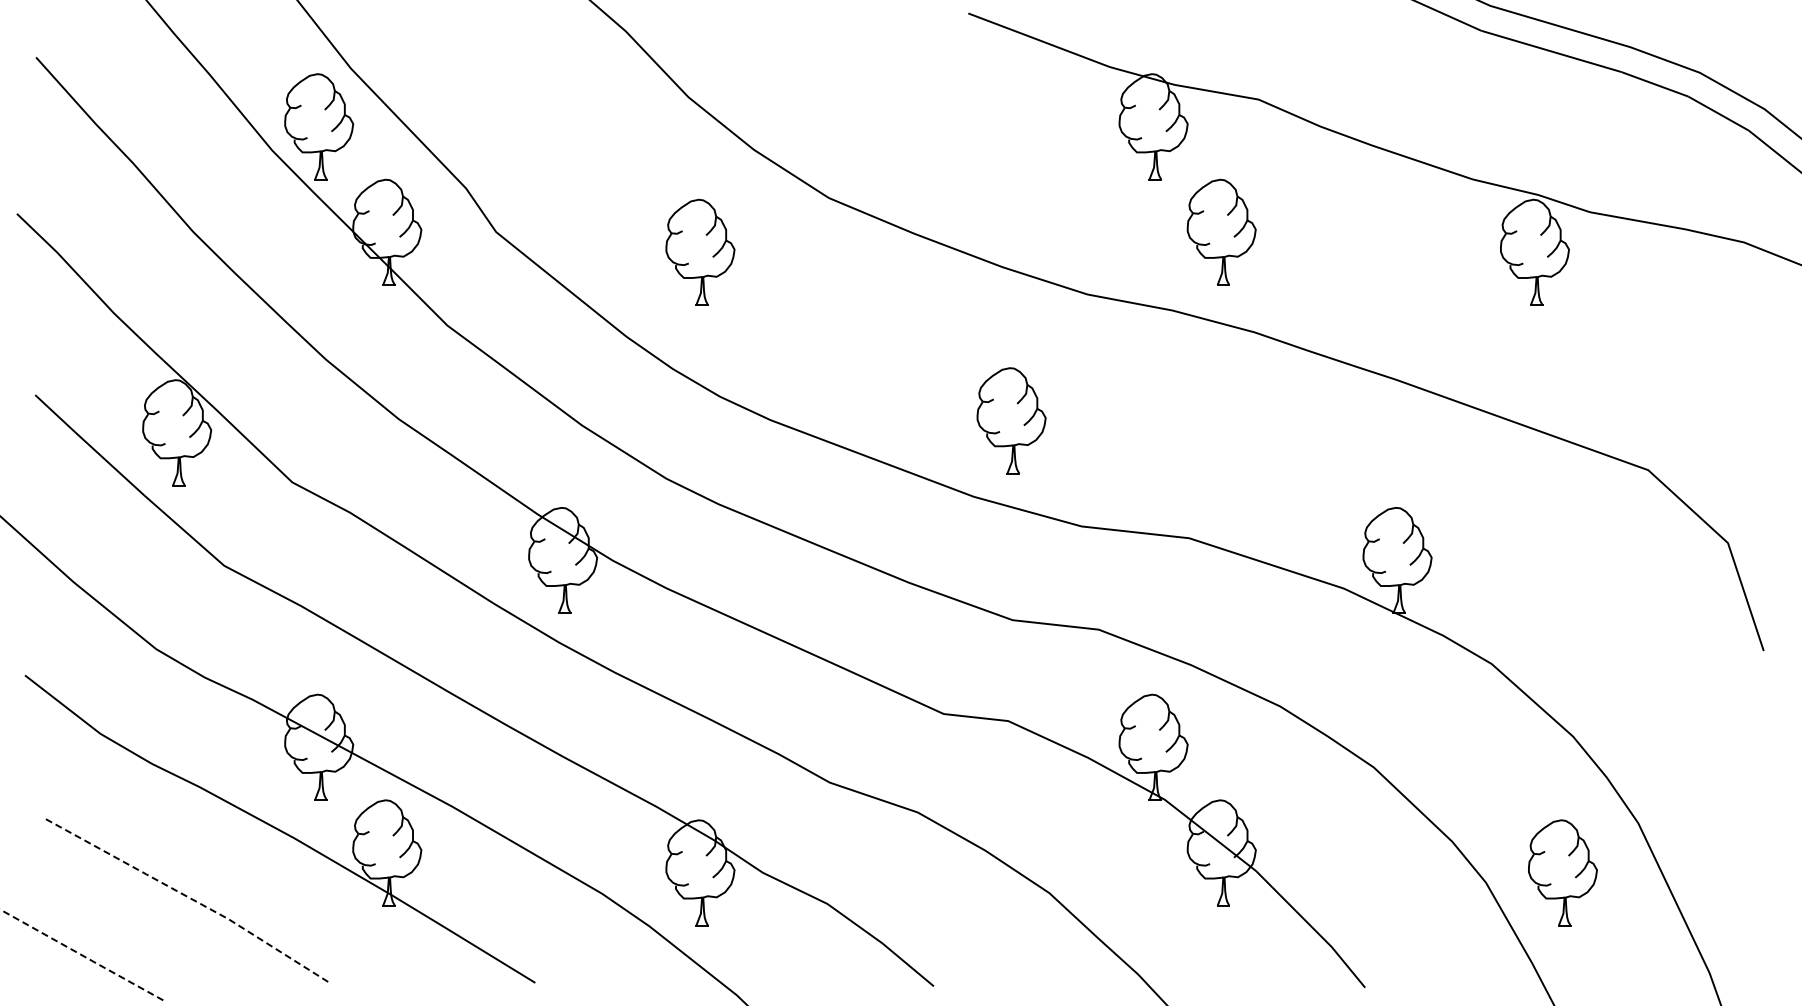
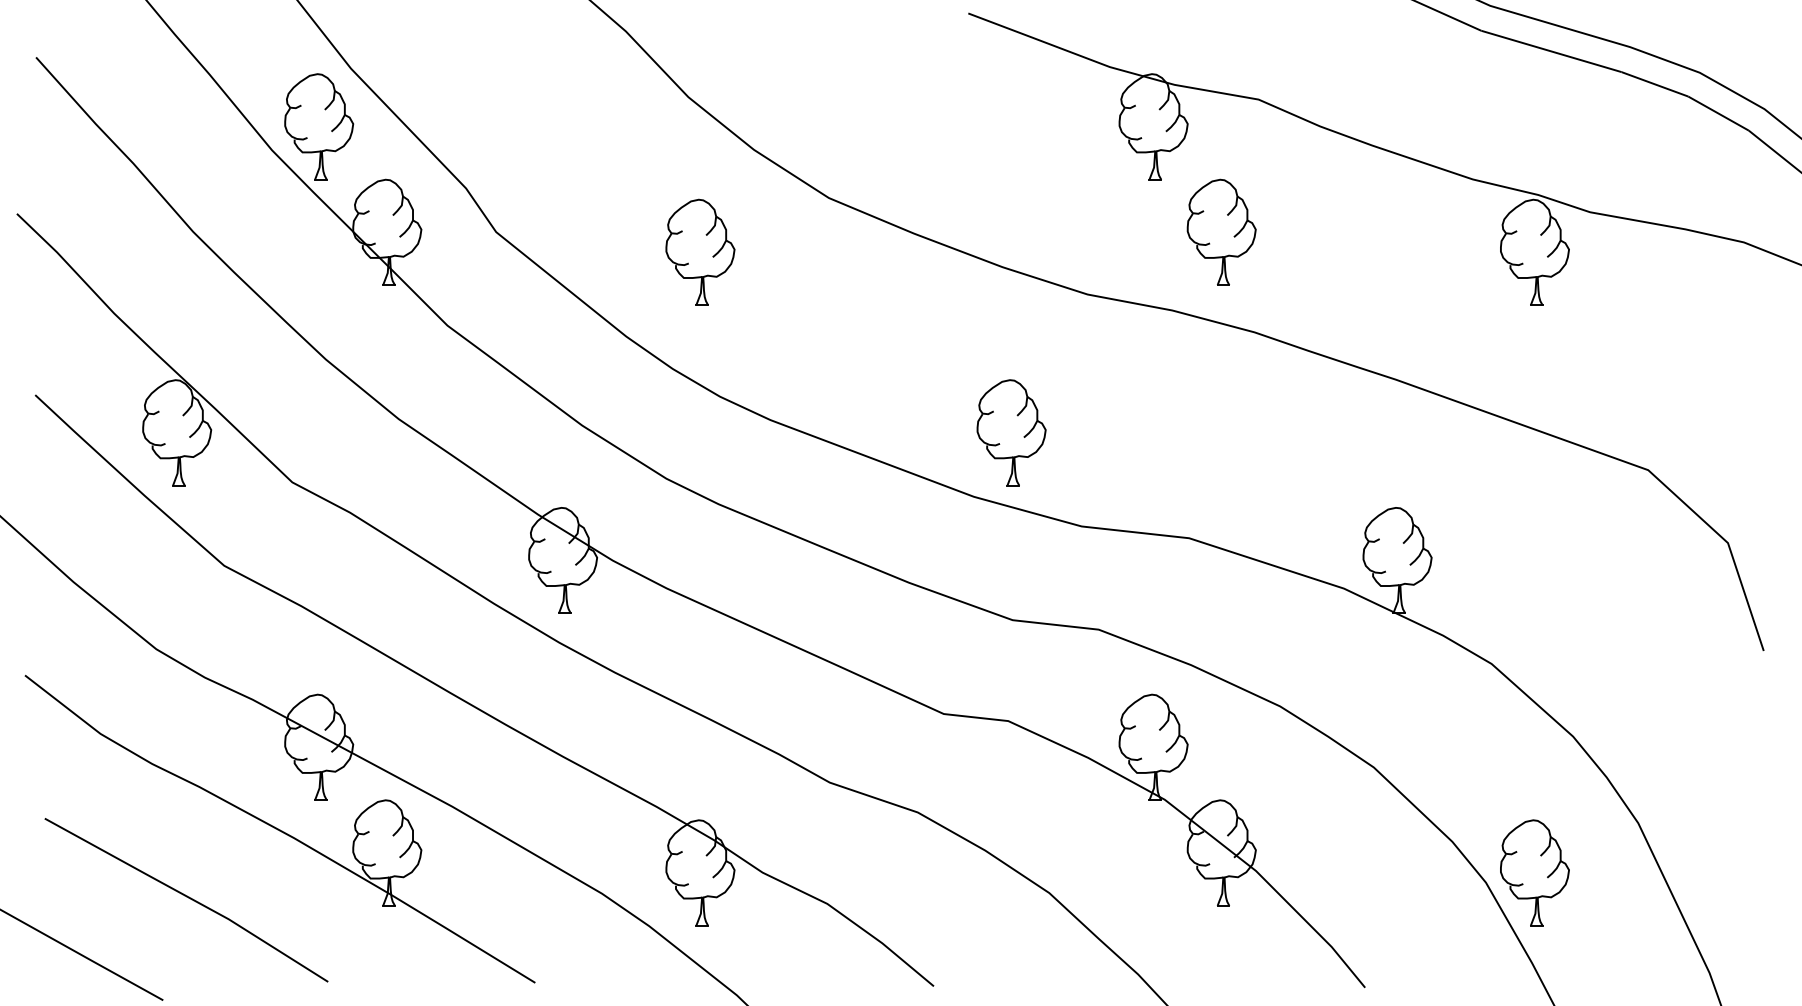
part position: (1011, 420) -> (1011, 432) (1011, 432)
part position: (1562, 872) -> (1534, 872) (1534, 872)
line: dashed -> solid (188, 897)
line: dashed -> solid (81, 955)
